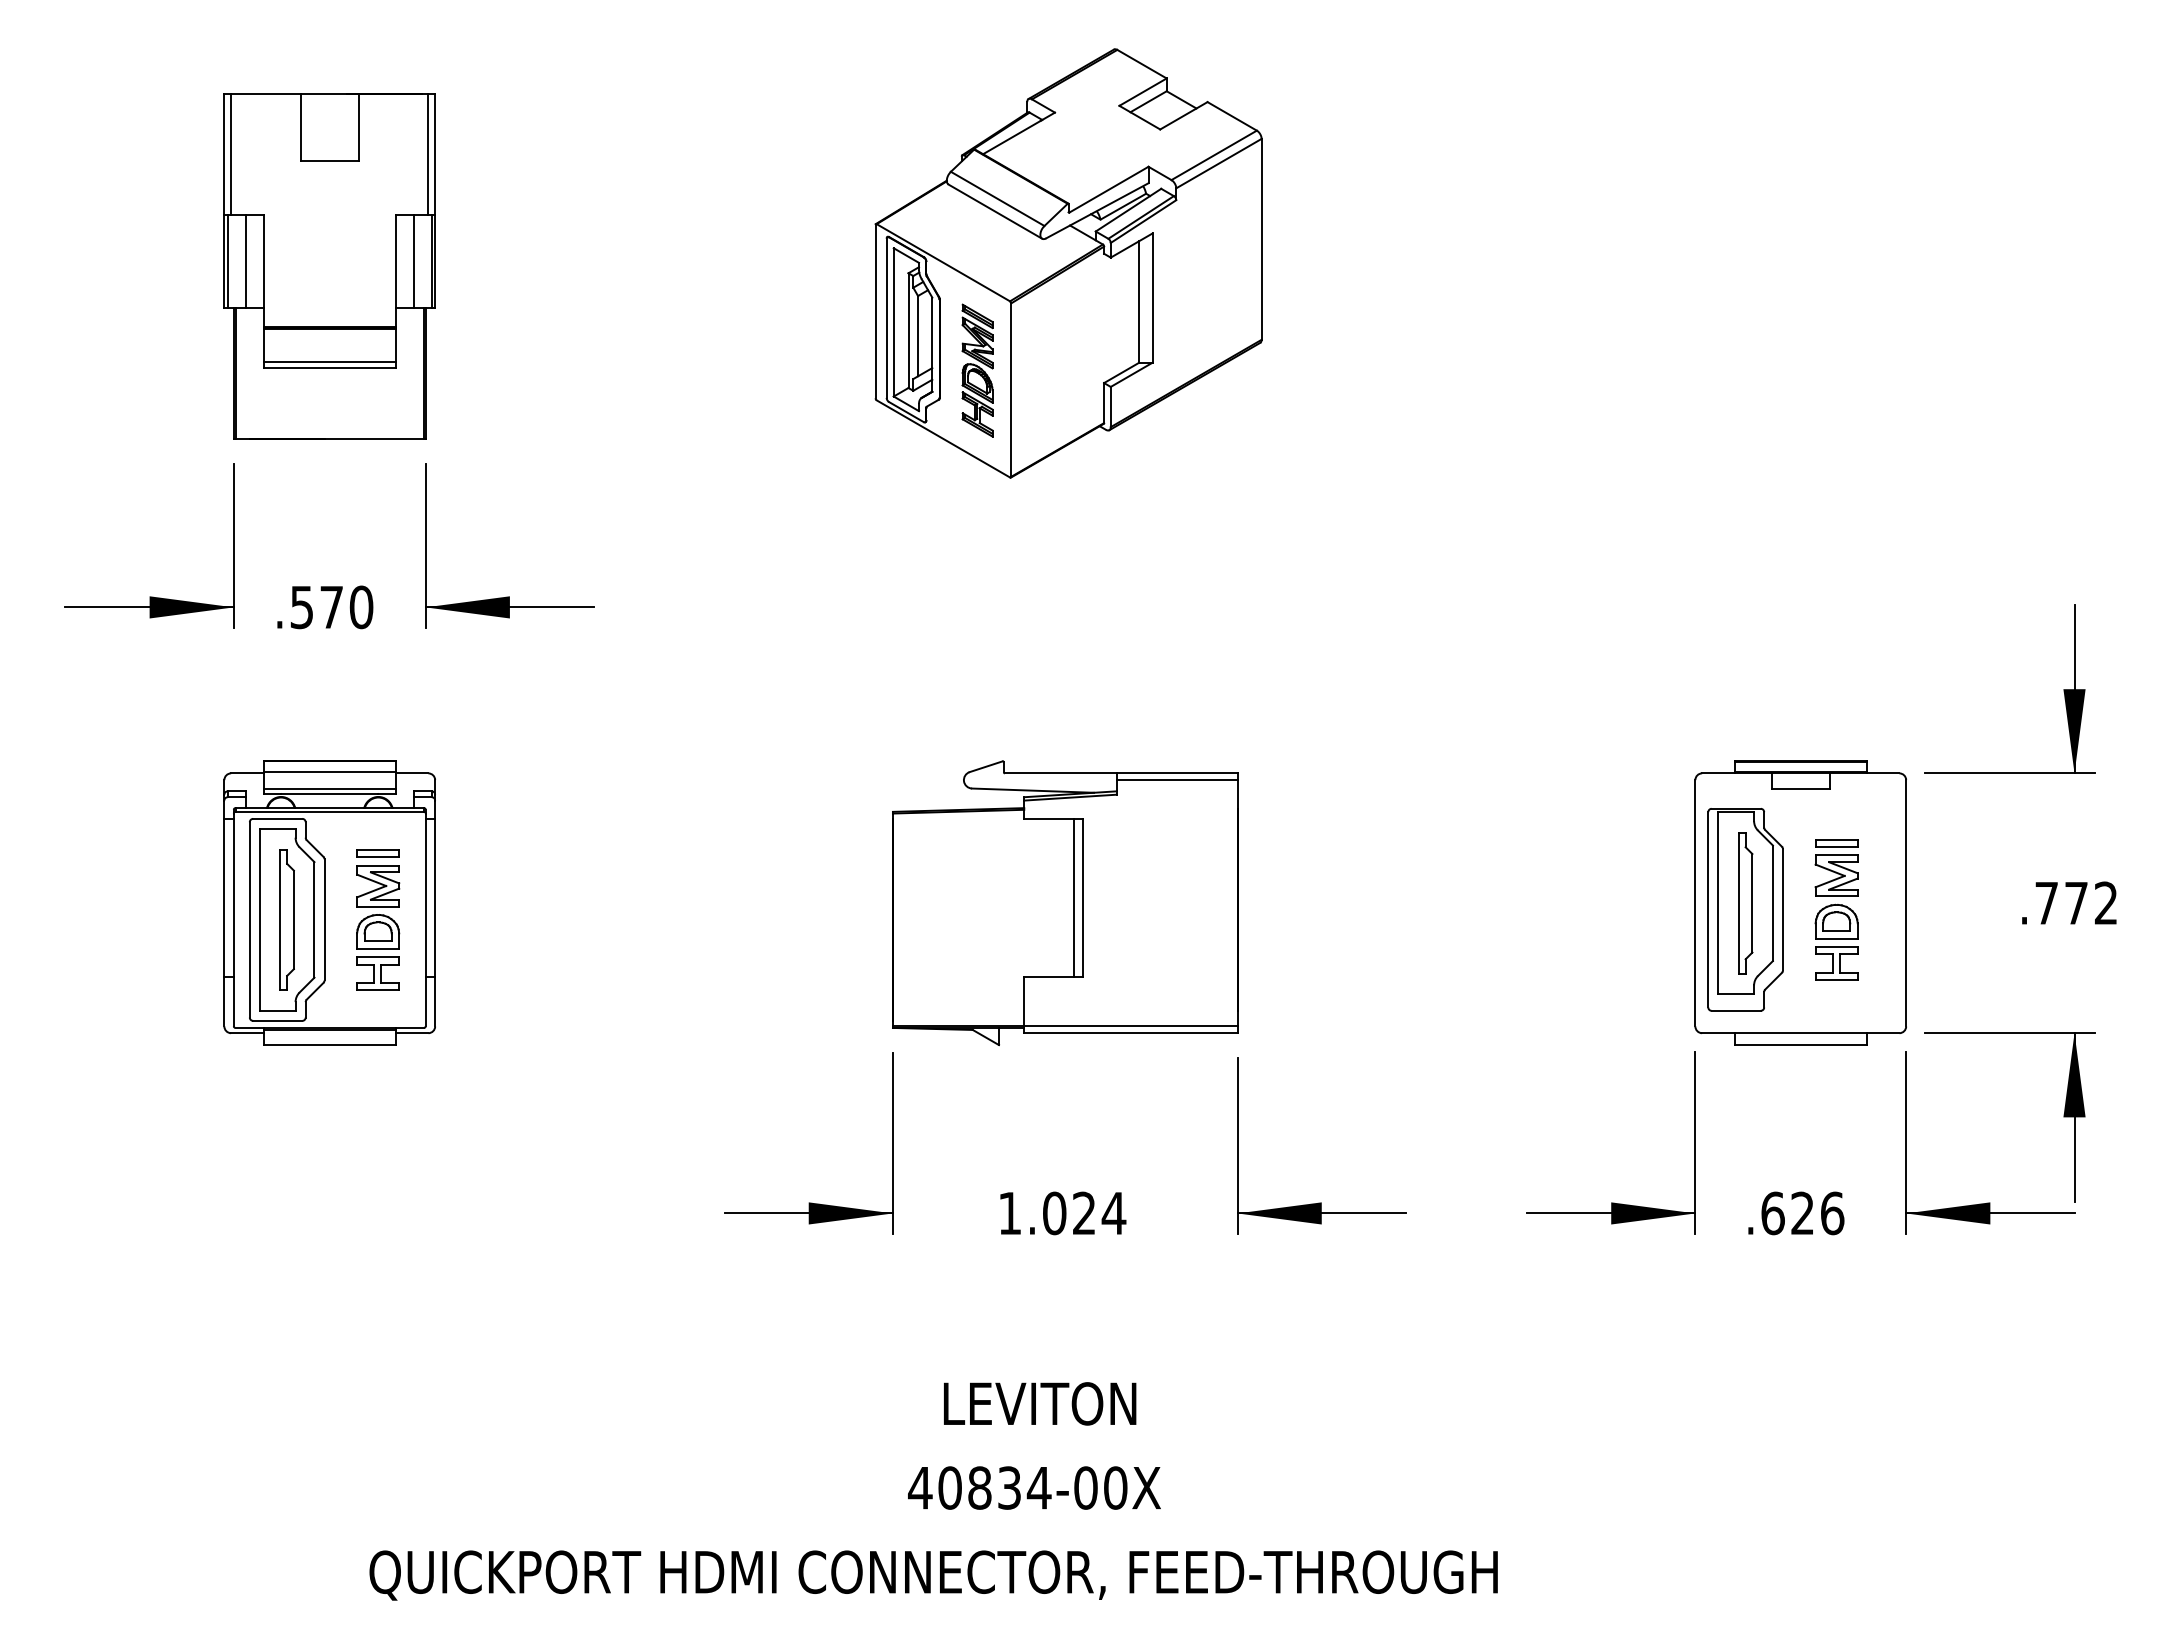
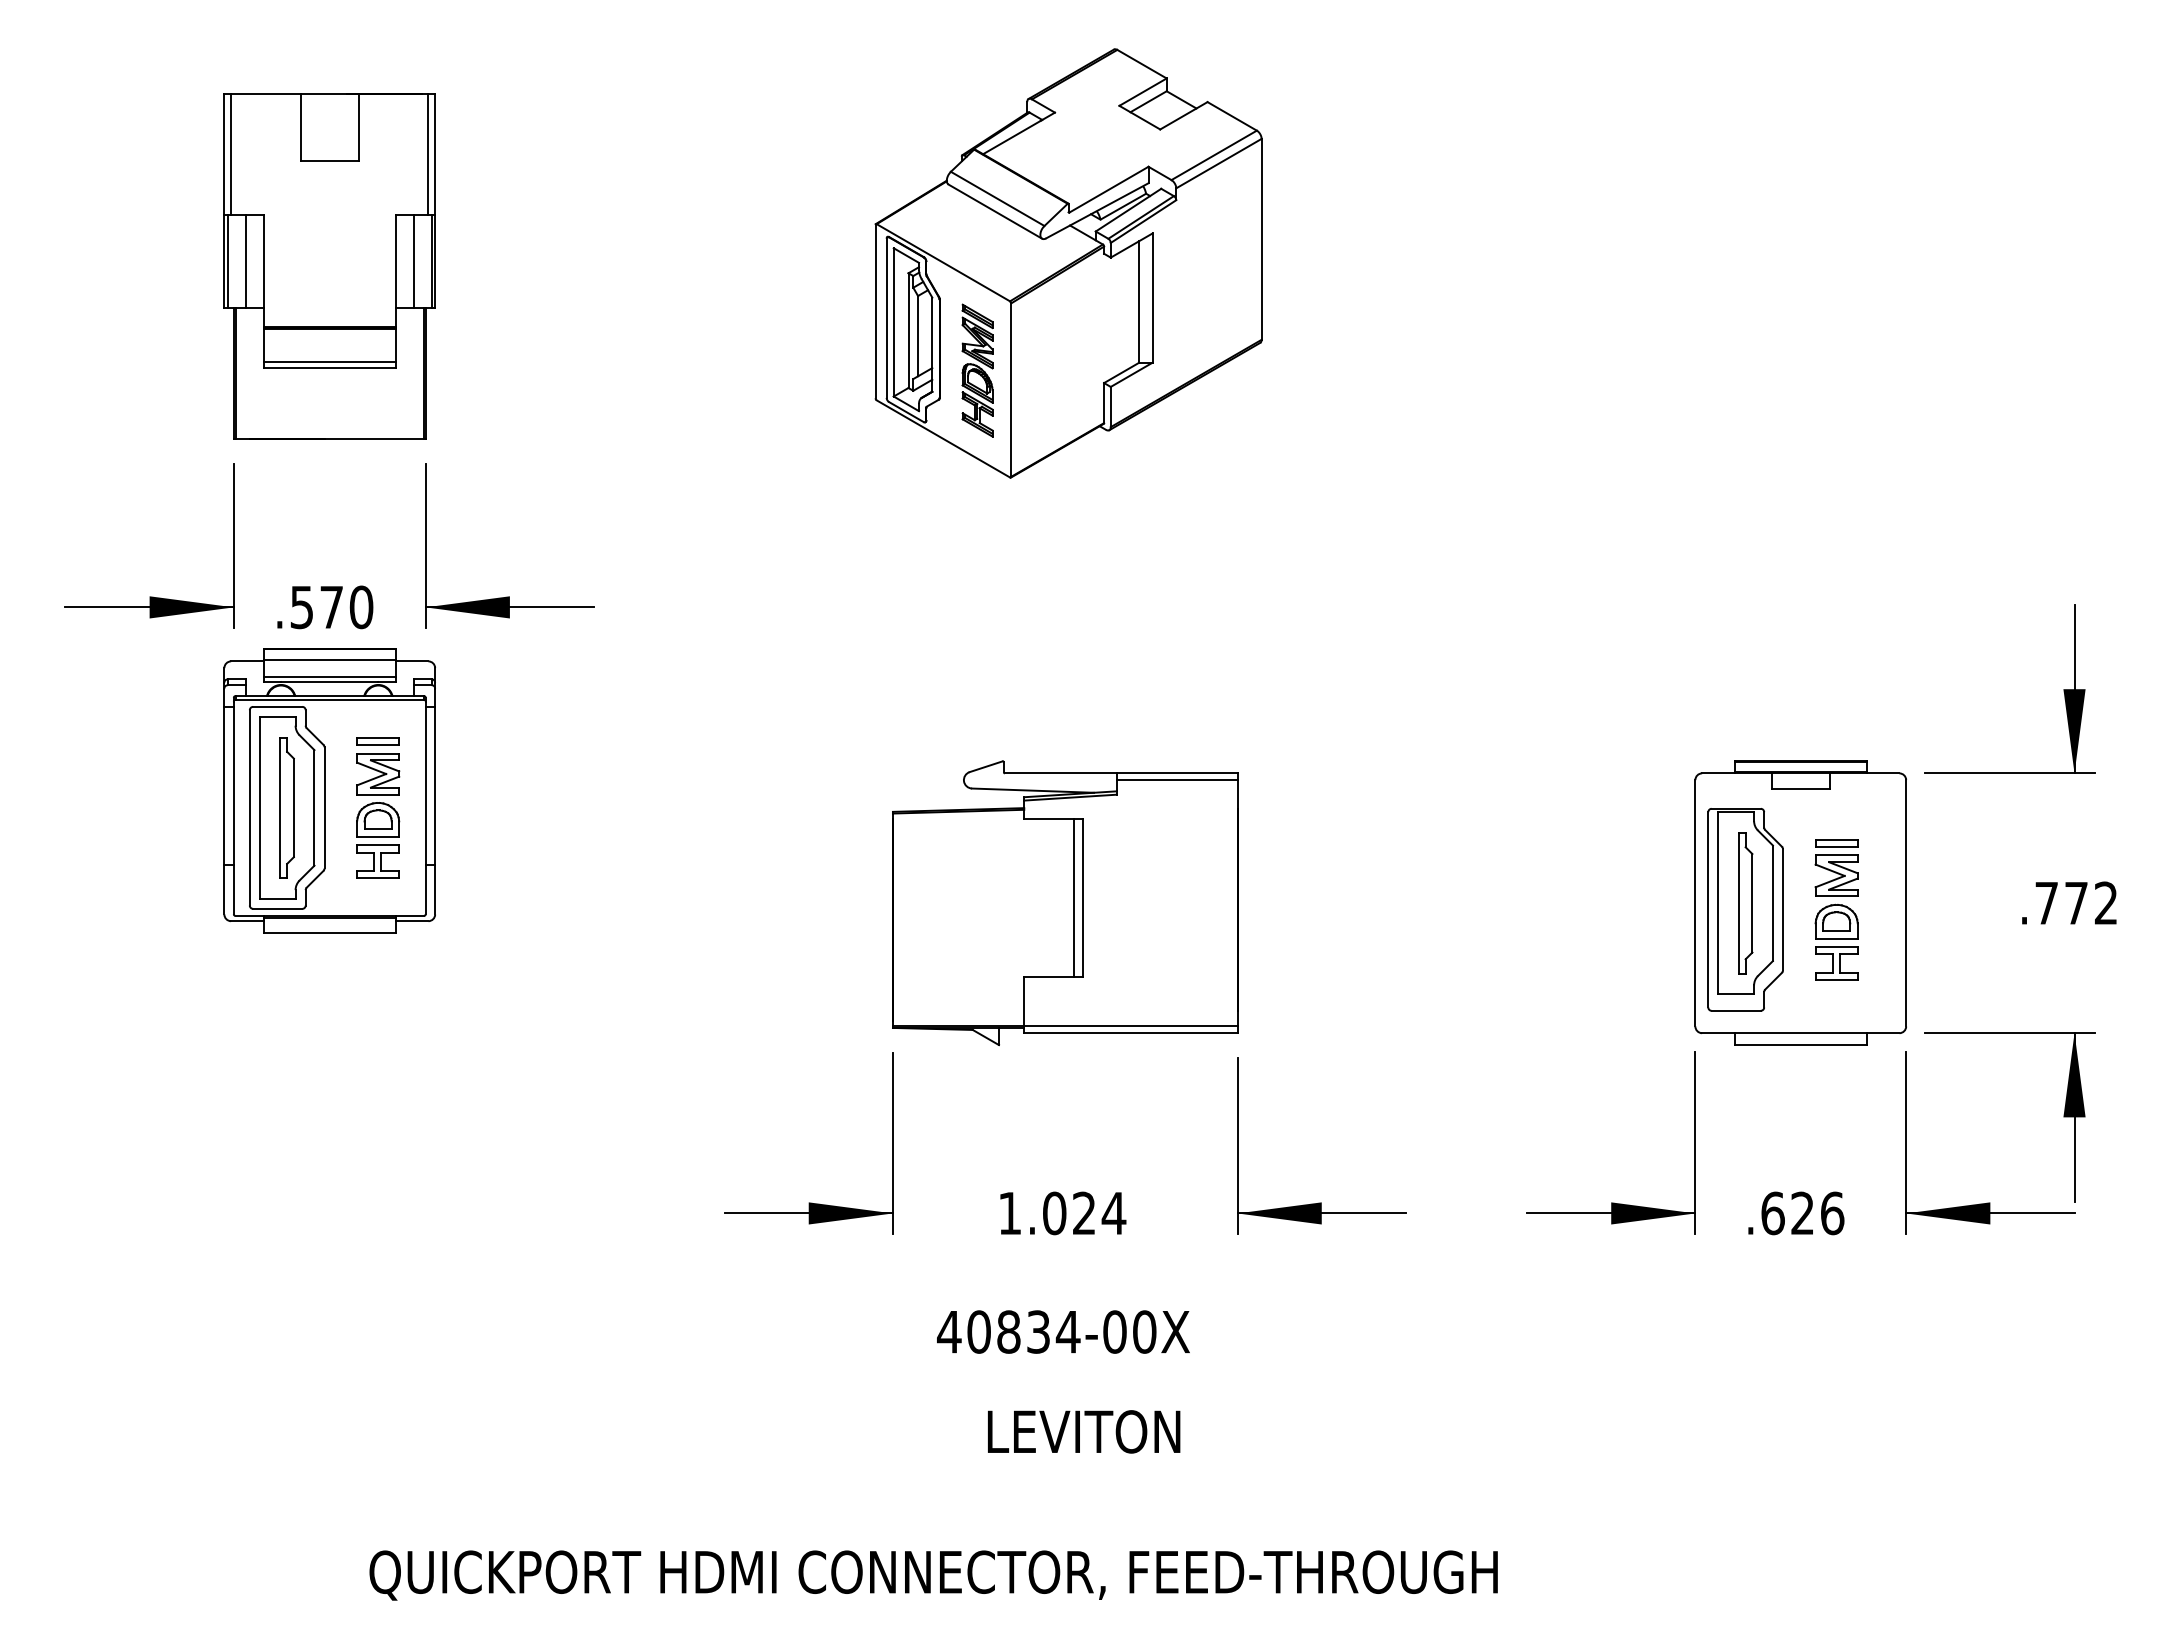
part position: (329, 902) -> (329, 790) (329, 790)
text position: (1040, 1403) -> (1084, 1431) (1084, 1431)
text position: (1034, 1487) -> (1063, 1331) (1063, 1331)
